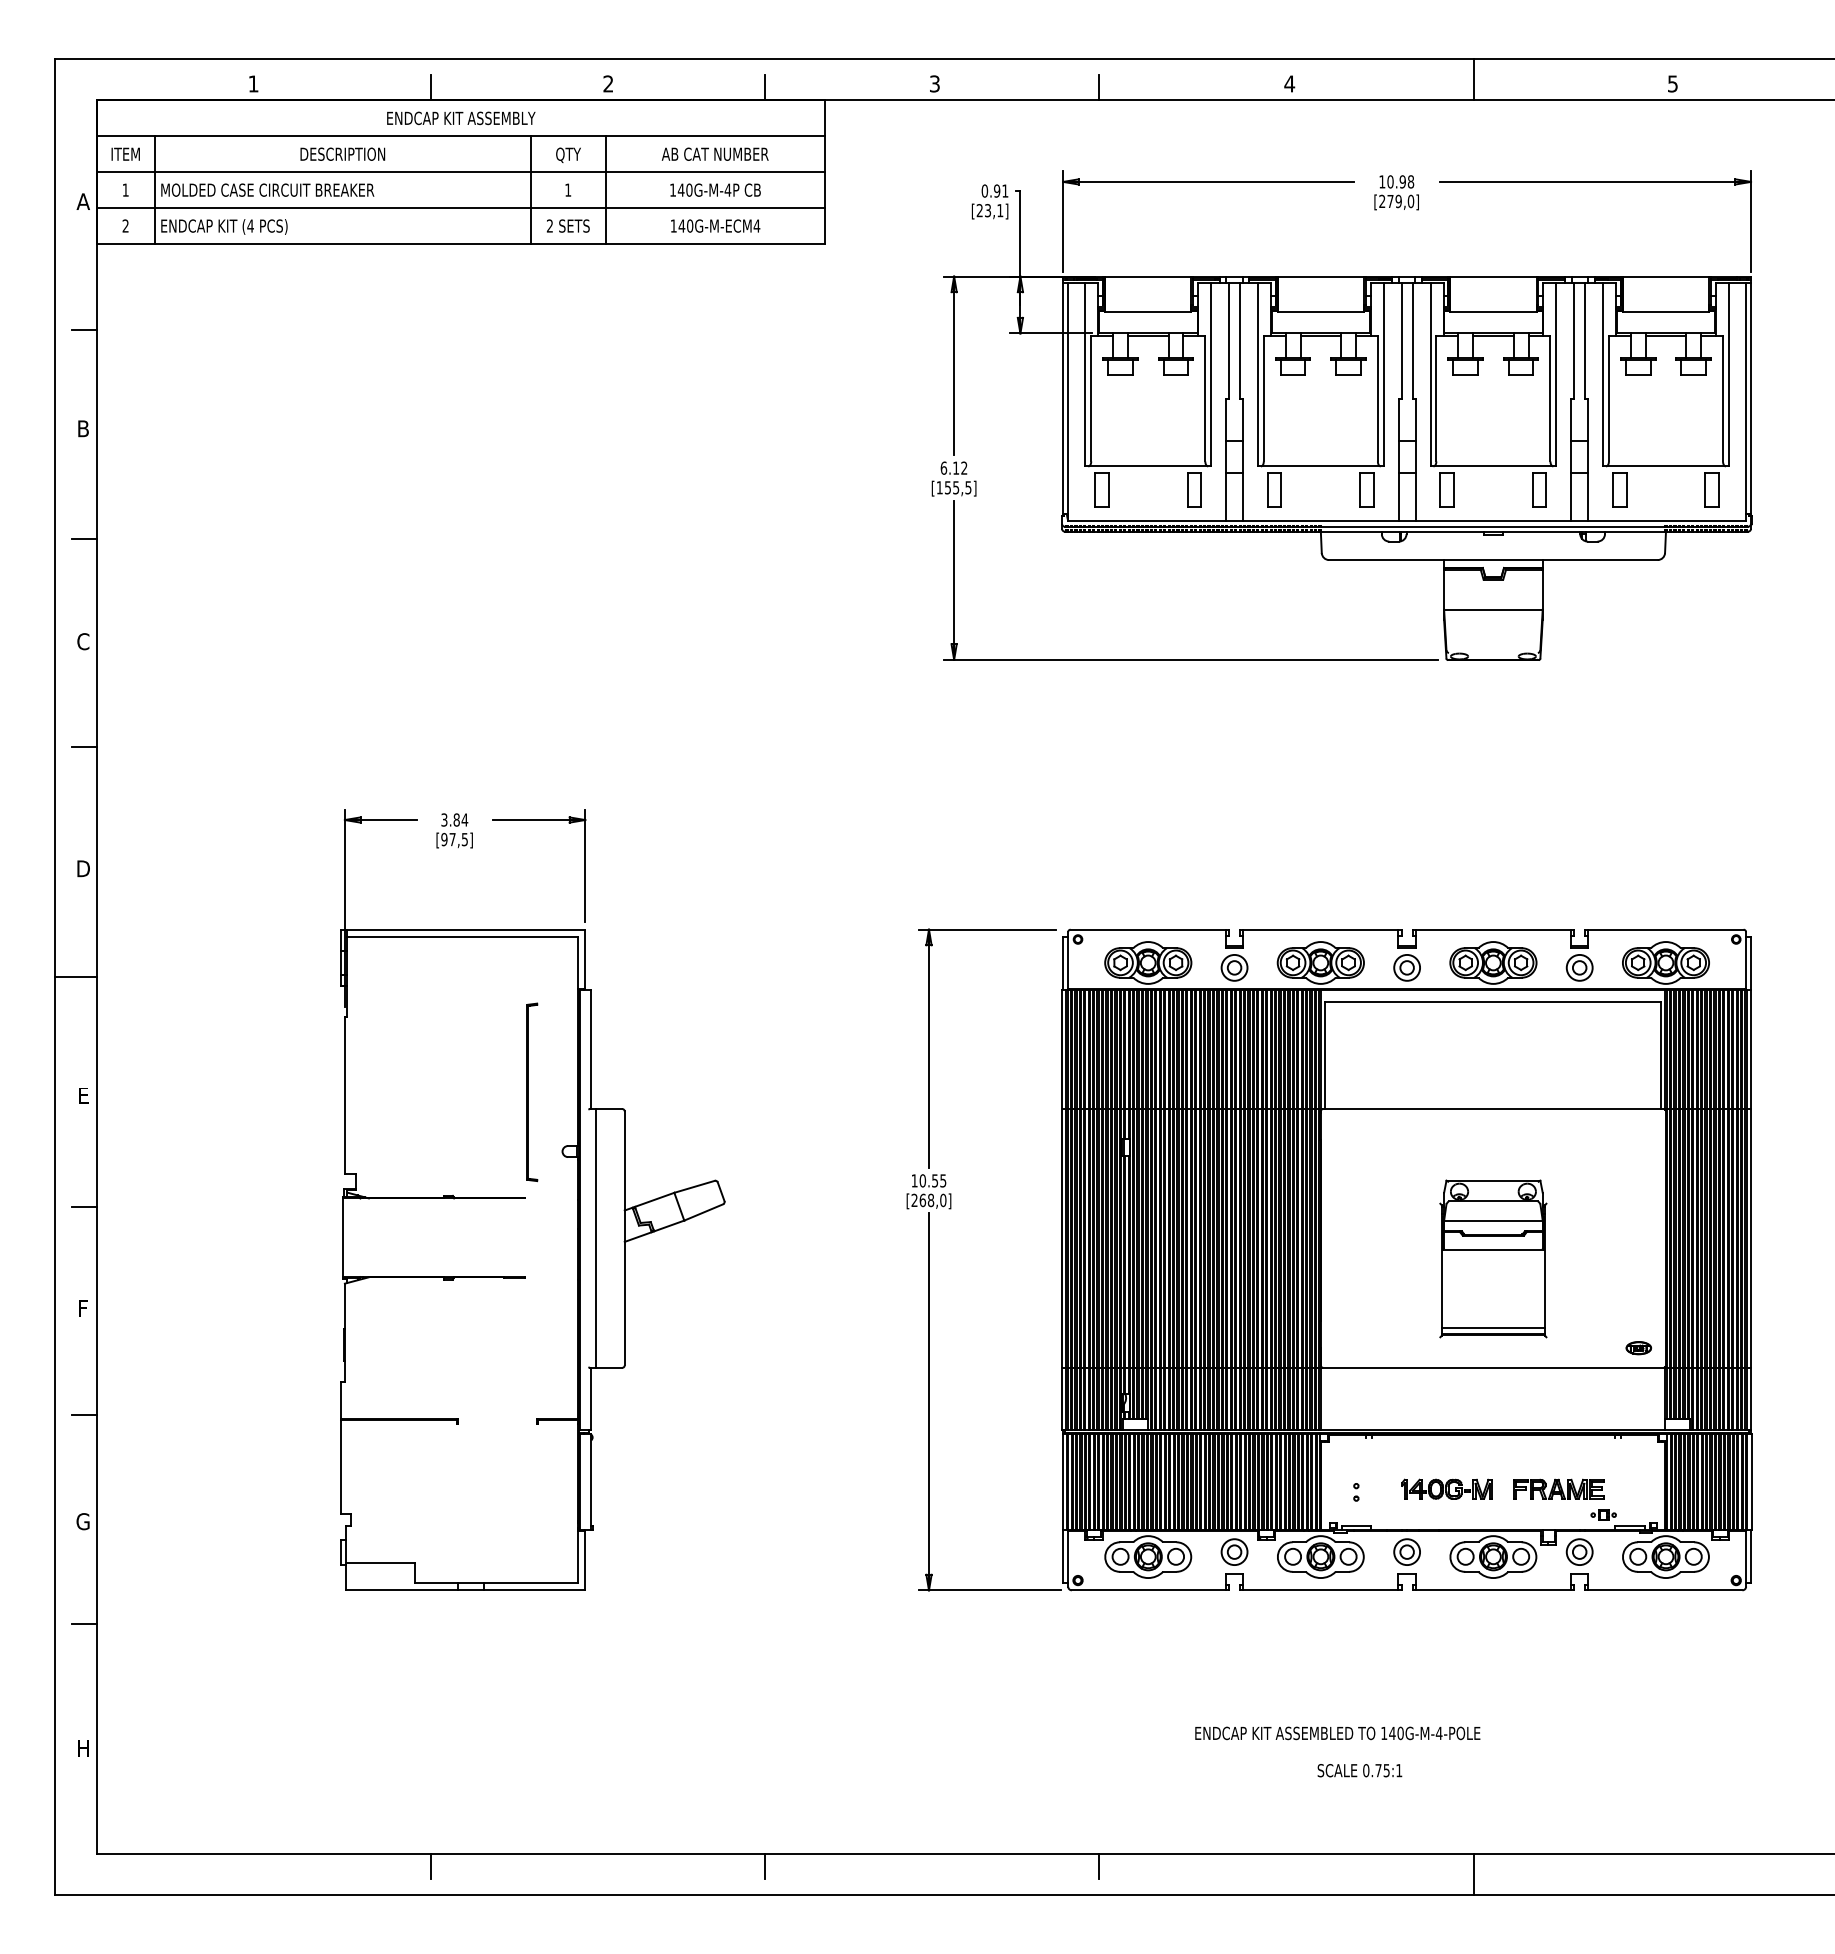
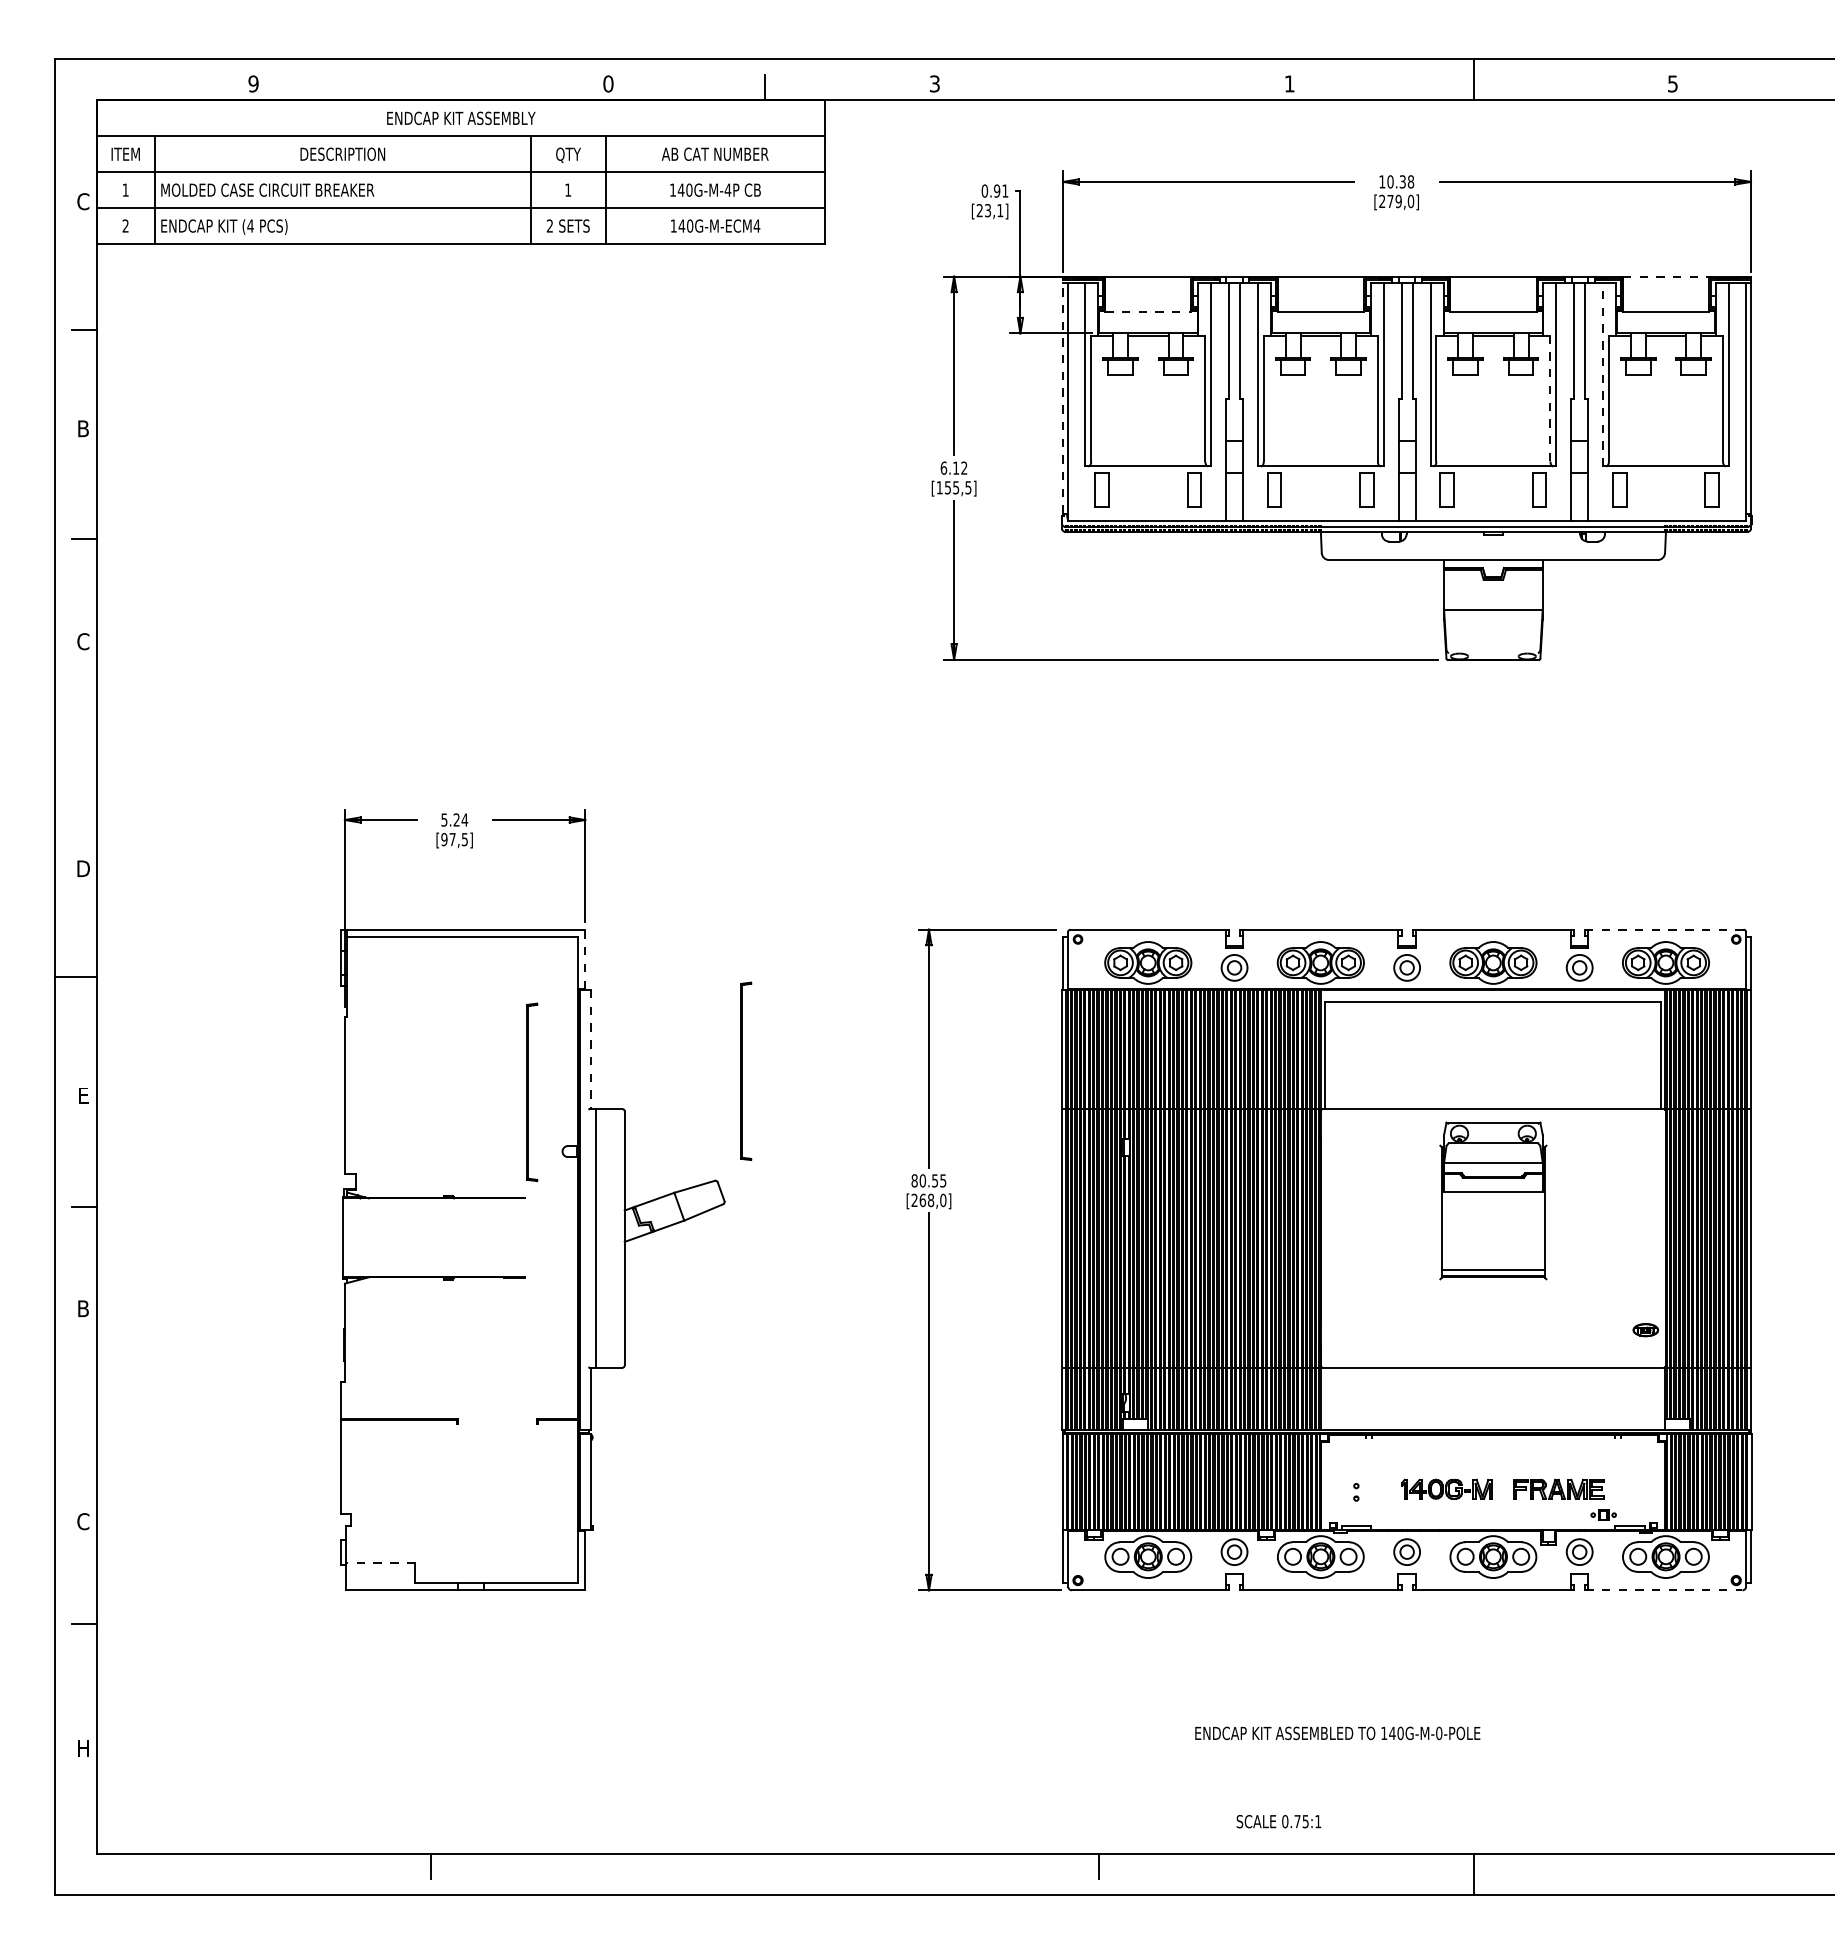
text: 1 -> 9 (253, 83)
text: 2 -> 0 (608, 83)
text: 4 -> 1 (1289, 83)
line: present -> none (430, 87)
line: present -> none (1098, 87)
text: 10.98 -> 10.38 (1402, 181)
text: A -> C (82, 201)
line: solid -> dashed (1667, 276)
line: solid -> dashed (1148, 312)
line: solid -> dashed (1603, 374)
line: solid -> dashed (1063, 395)
line: solid -> dashed (1550, 398)
line: present -> none (83, 747)
text: 3.84 -> 5.24 (450, 819)
line: solid -> dashed (1663, 929)
line: solid -> dashed (585, 959)
line: solid -> dashed (591, 1050)
part: none -> present (746, 1071)
text: 10.55 -> 80.55 (914, 1180)
part position: (1493, 1258) -> (1493, 1200) (1493, 1200)
text: F -> B (83, 1308)
part position: (1638, 1348) -> (1645, 1330) (1645, 1330)
line: present -> none (83, 1415)
text: G -> C (82, 1521)
line: solid -> dashed (380, 1563)
line: solid -> dashed (1663, 1590)
text: 140G-M-4-POLE -> 140G-M-0-POLE (1438, 1733)
text position: (1359, 1770) -> (1278, 1821) (1278, 1821)
line: present -> none (764, 1865)
